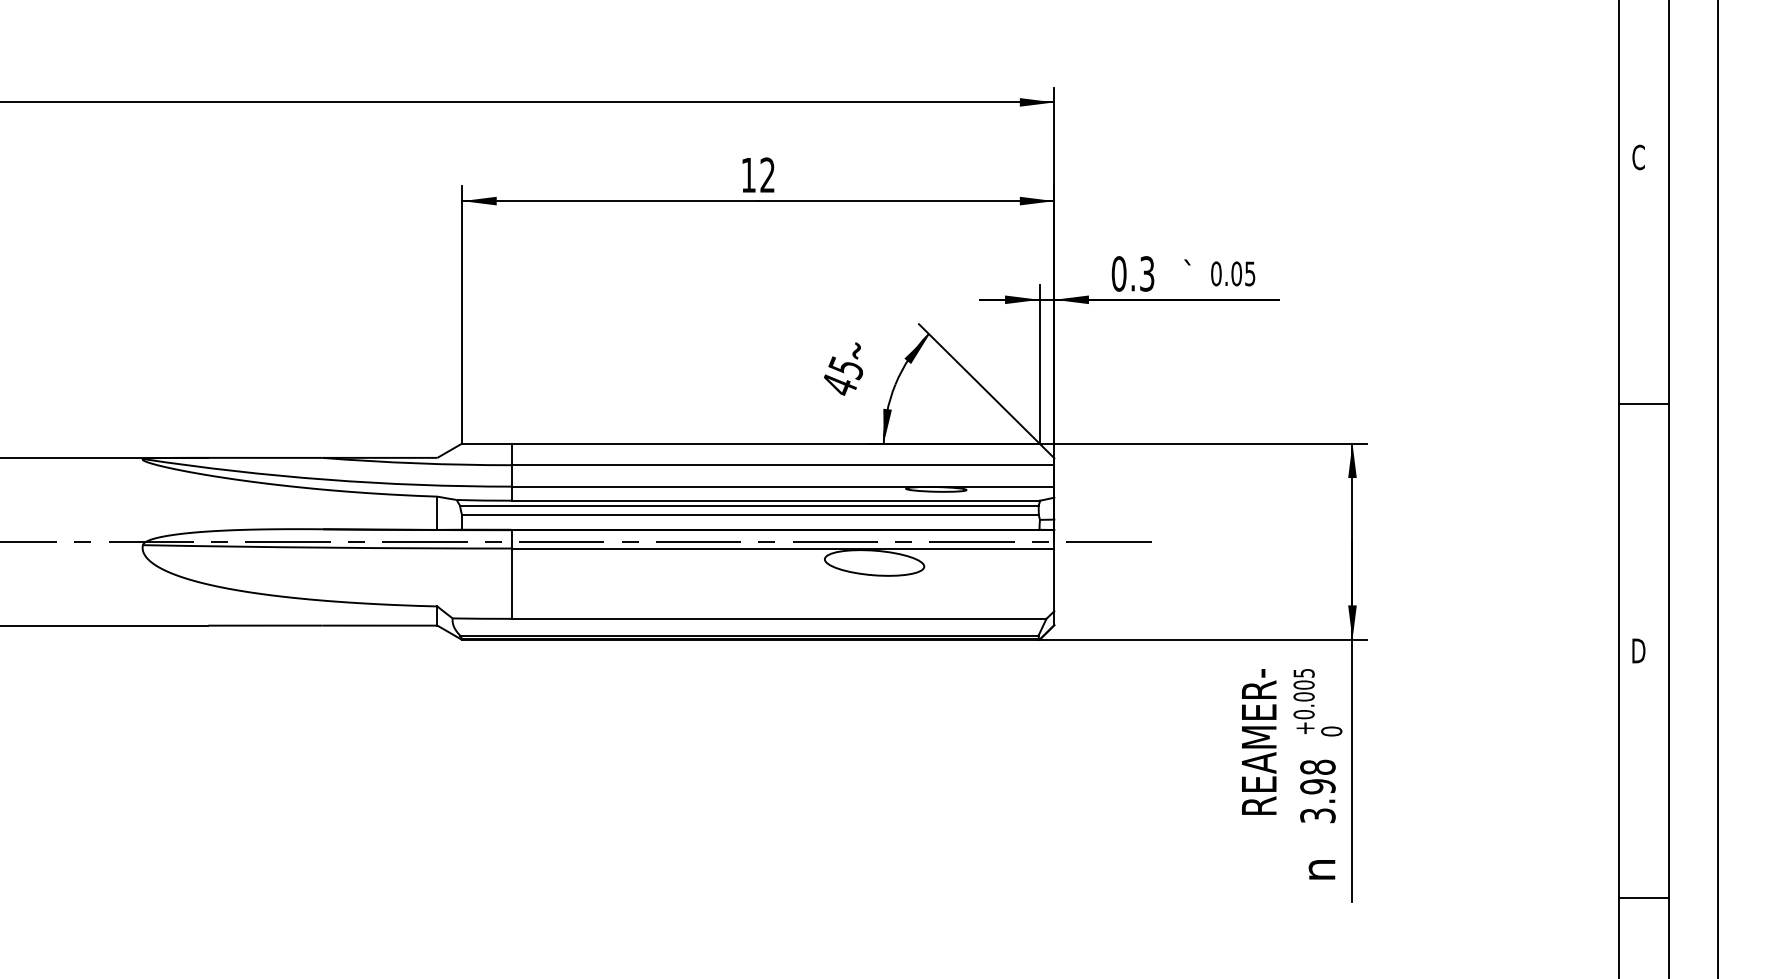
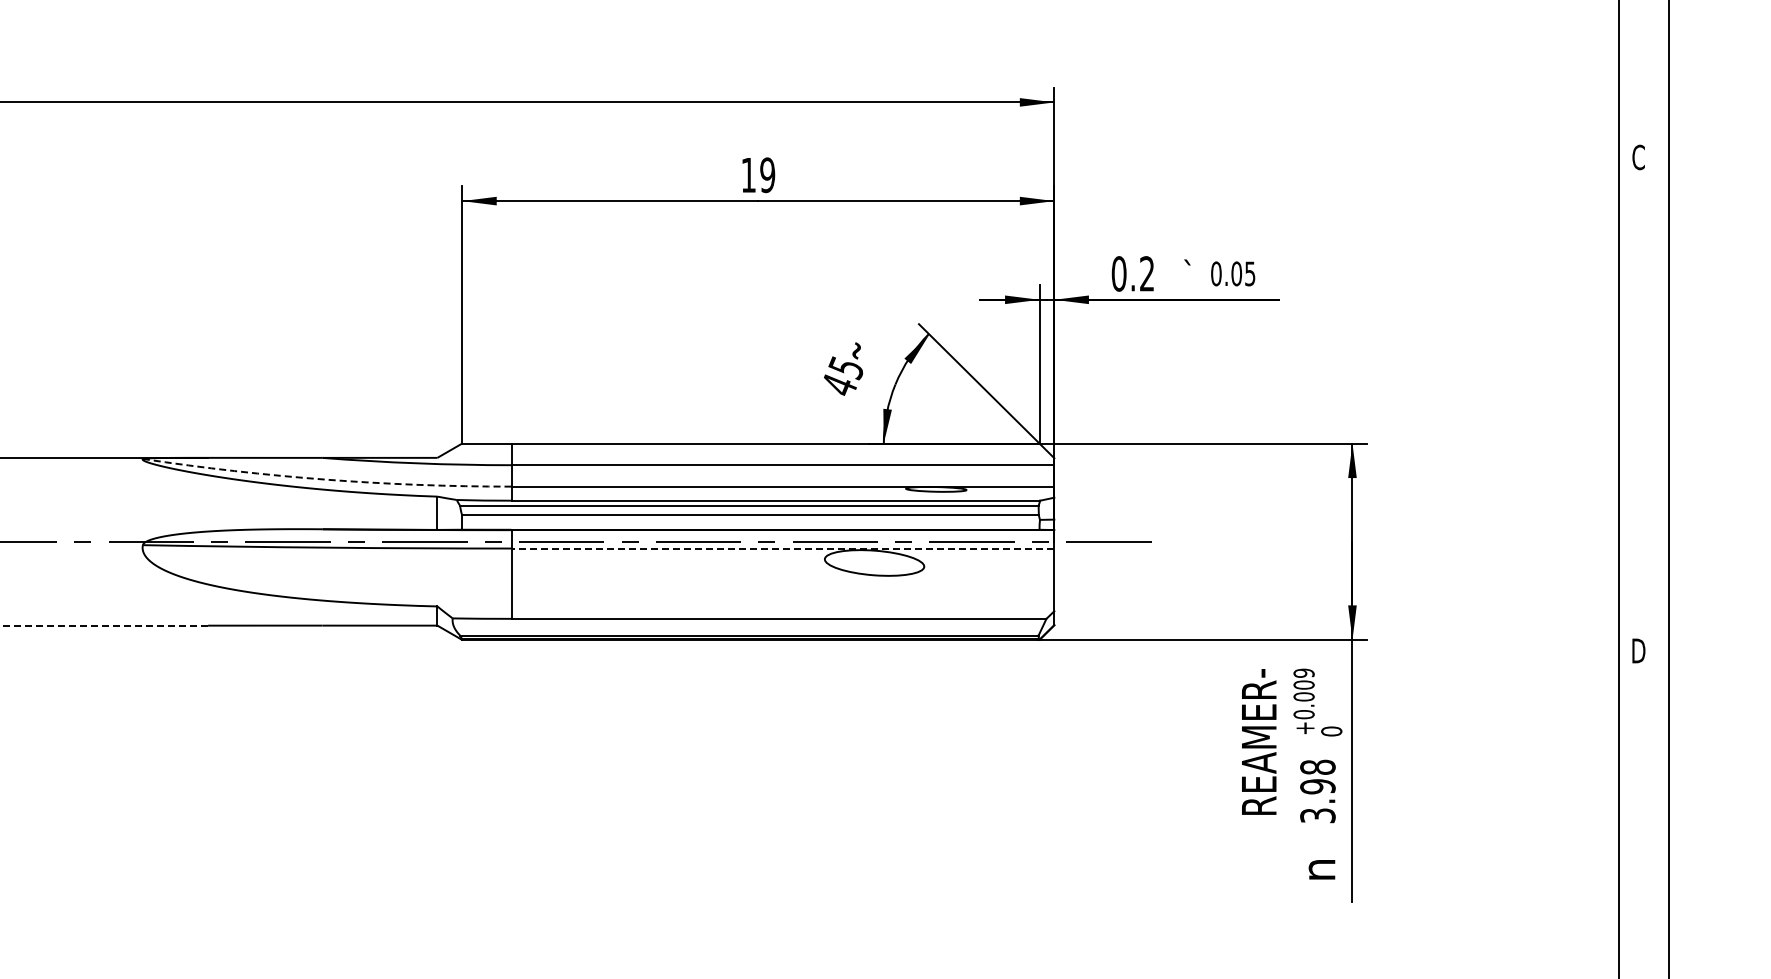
text: 12 -> 19 (767, 175)
text: 0.3 -> 0.2 (1147, 273)
line: present -> none (1643, 404)
arc: solid -> dashed (326, 479)
line: present -> none (1717, 488)
line: solid -> dashed (782, 548)
line: solid -> dashed (104, 625)
text: +0.005 -> +0.009 (1303, 672)
line: present -> none (1643, 897)
